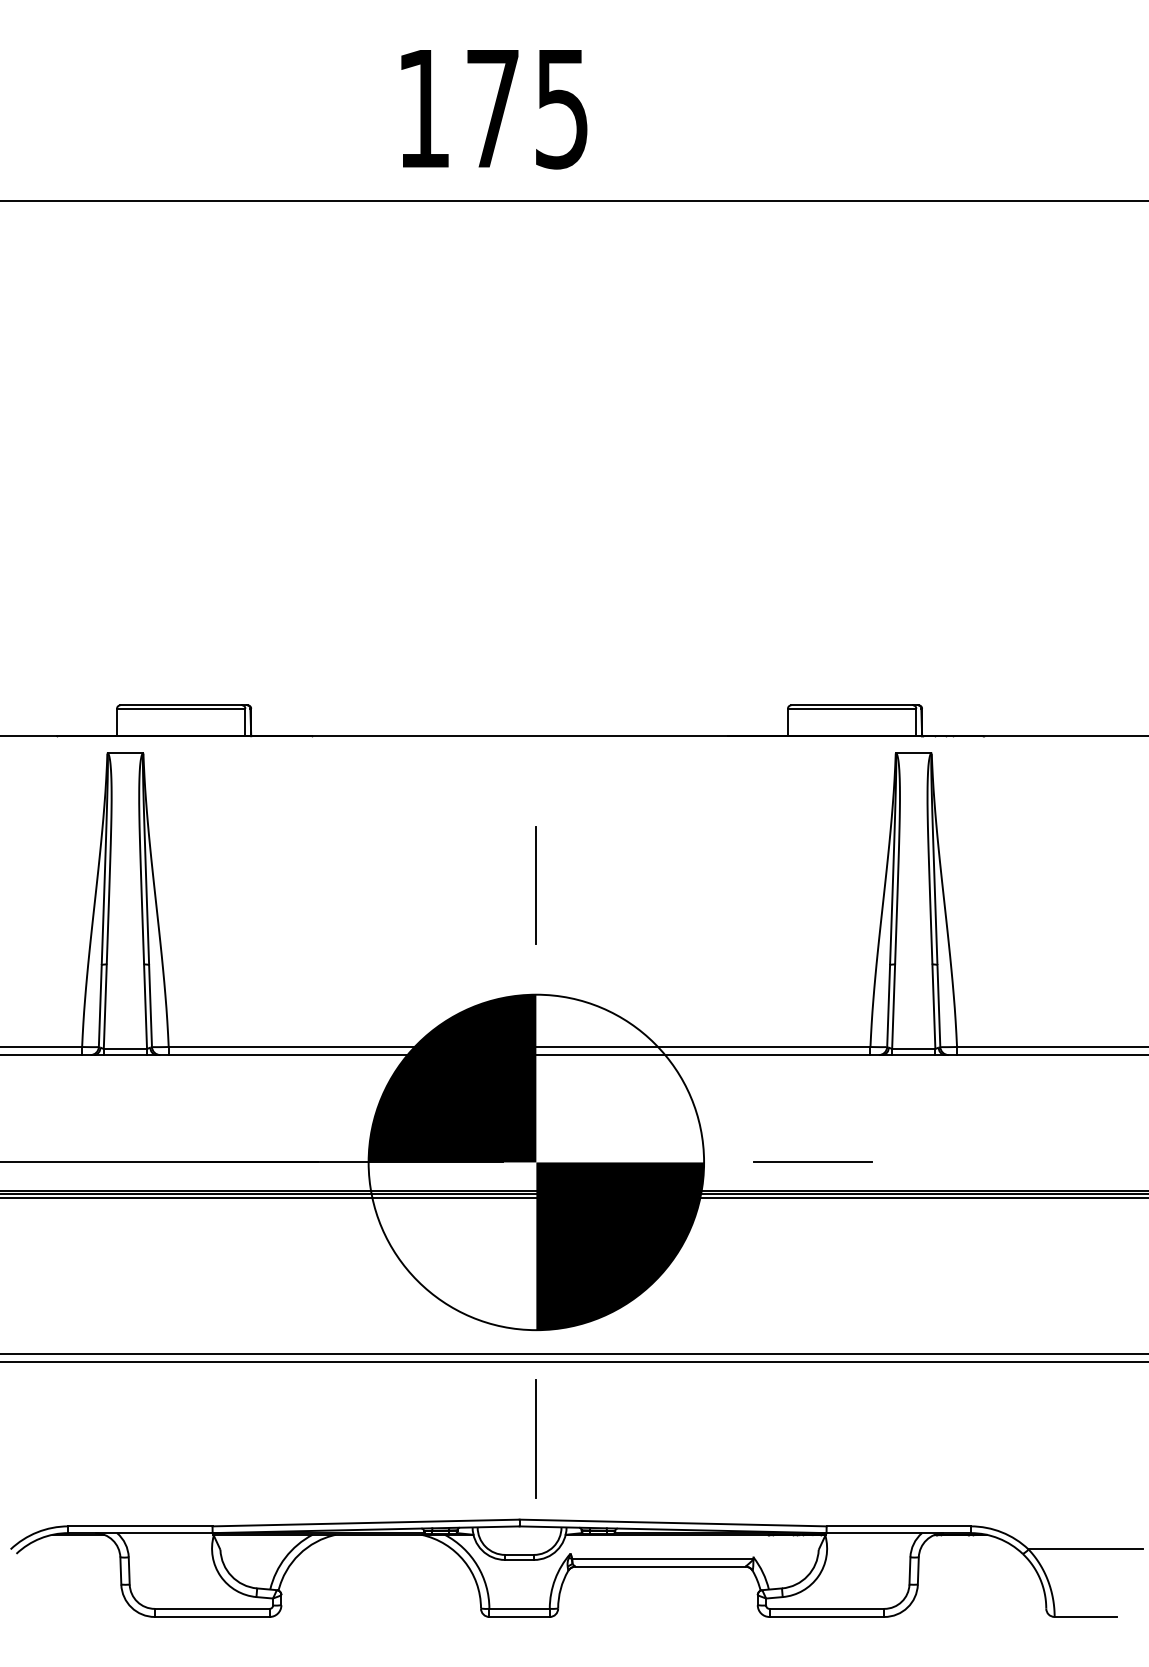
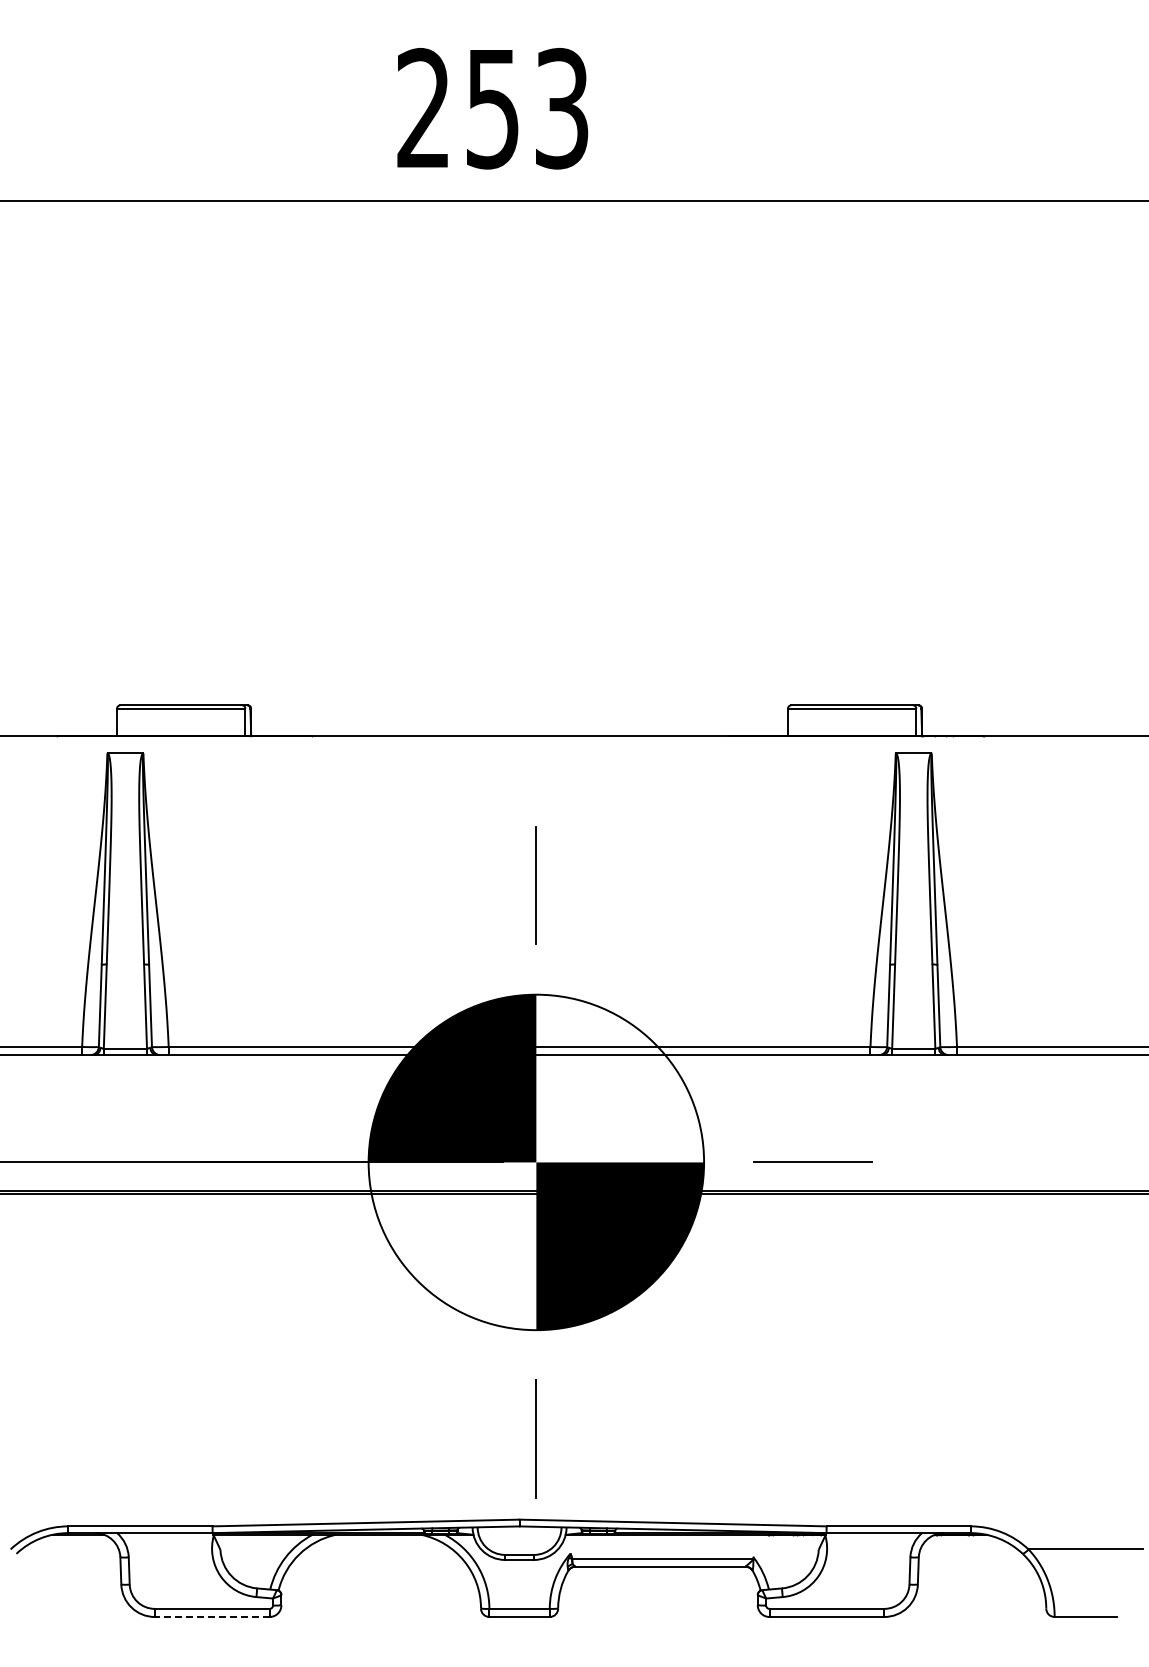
text: 175 -> 253 (492, 108)
line: present -> none (573, 1197)
line: present -> none (573, 1353)
line: present -> none (573, 1362)
line: solid -> dashed (211, 1616)
